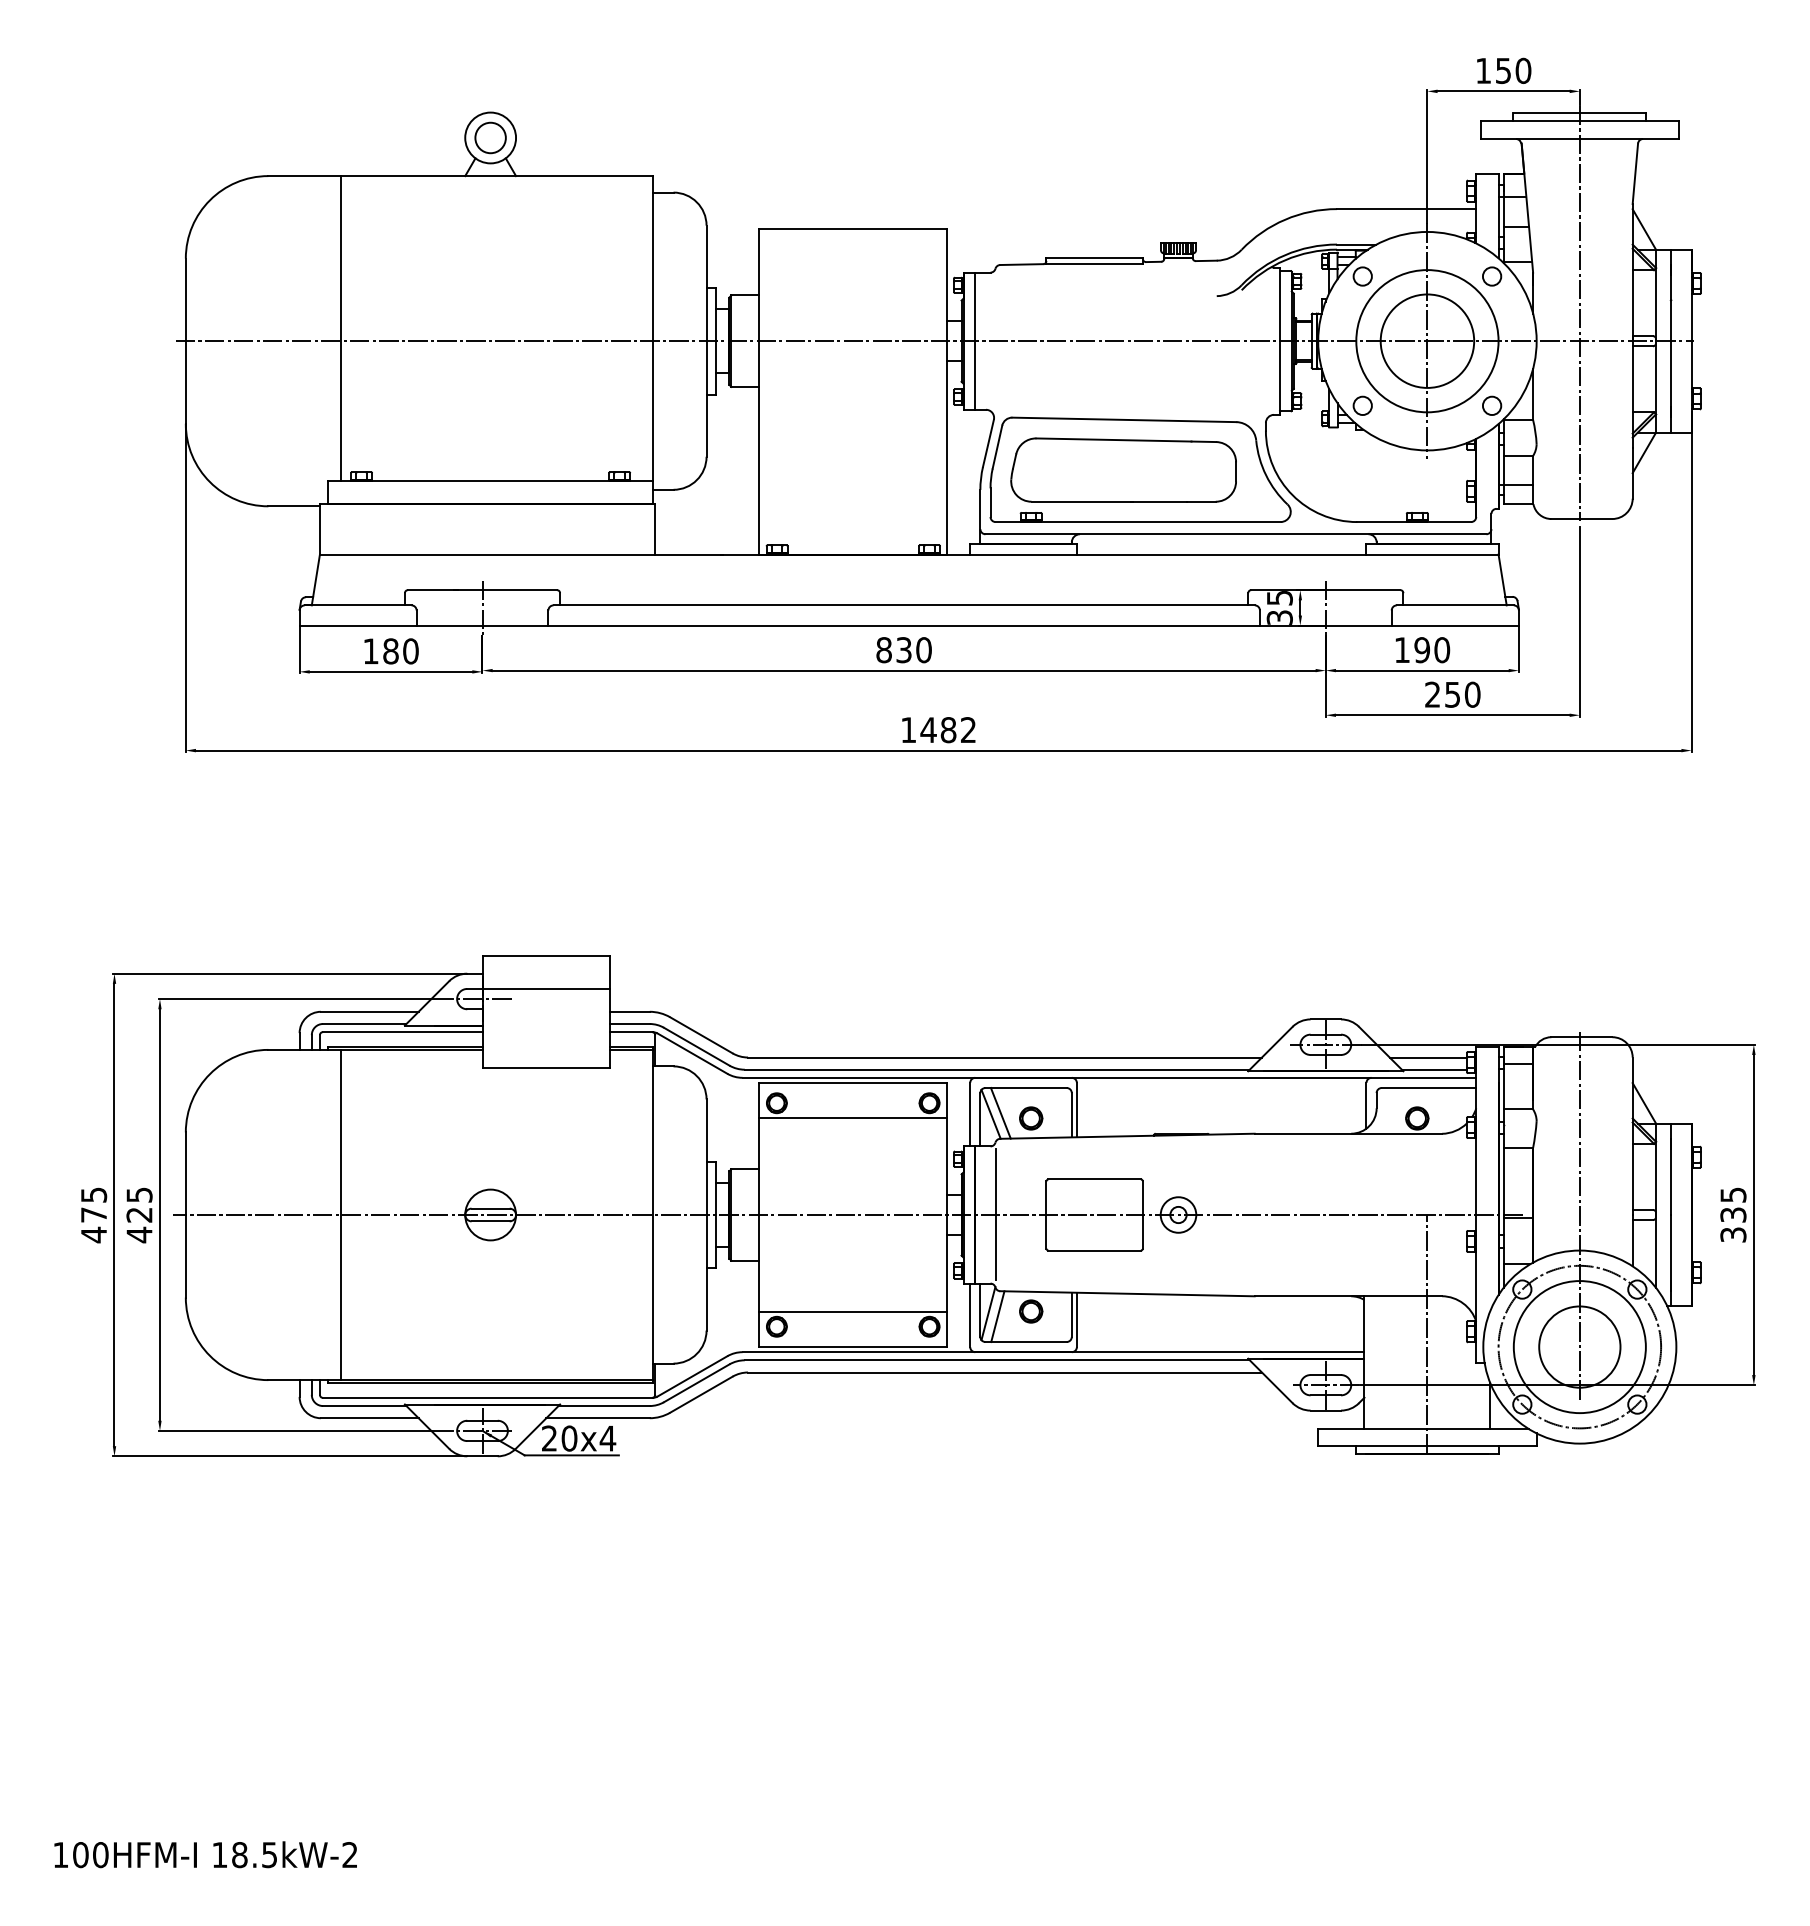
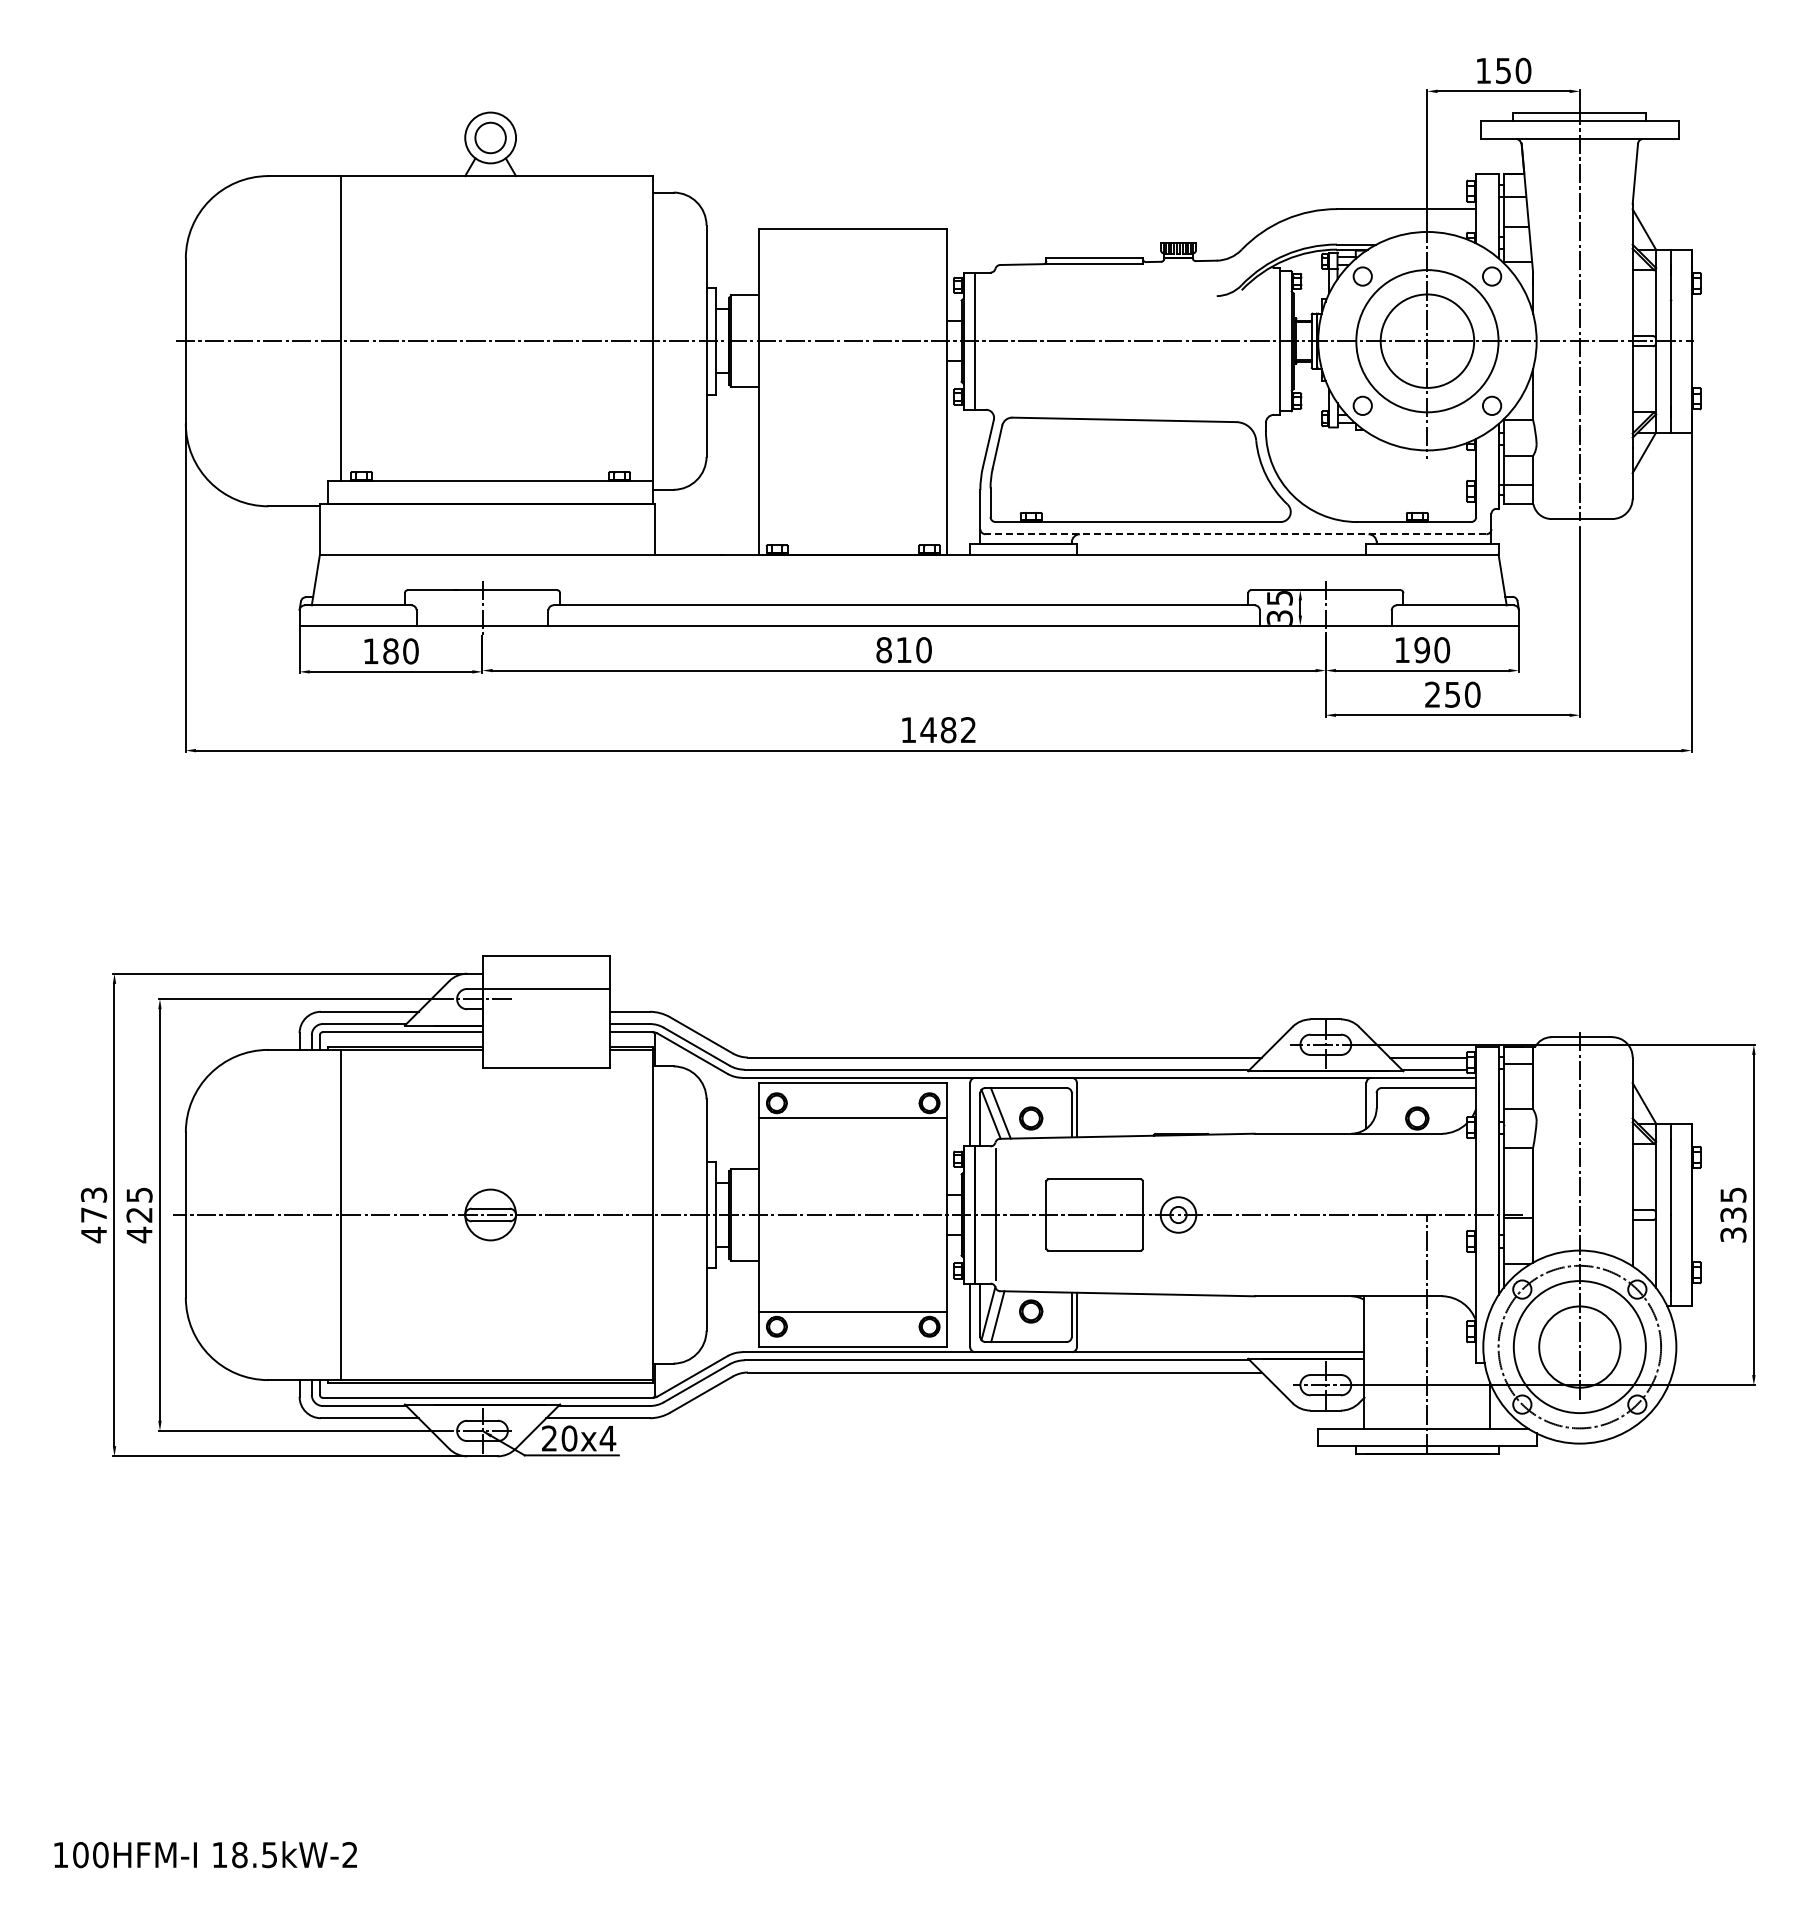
part: present -> none (1123, 469)
line: solid -> dashed (1235, 534)
text: 830 -> 810 (903, 650)
text: 475 -> 473 (93, 1194)
